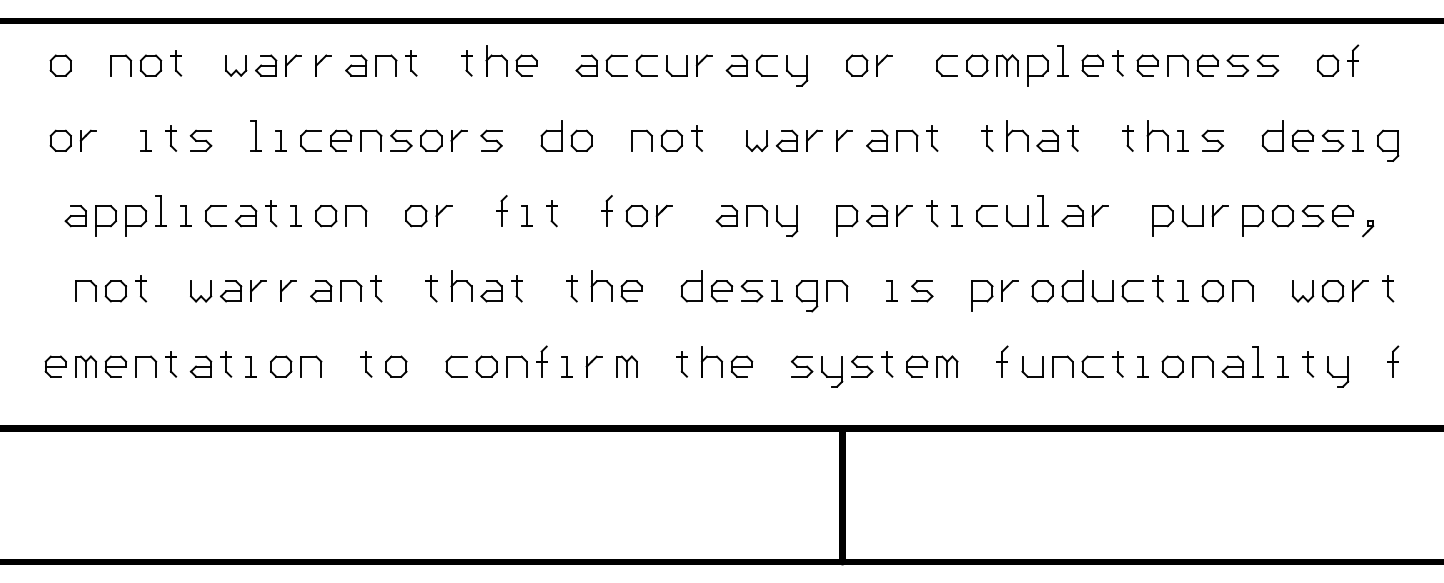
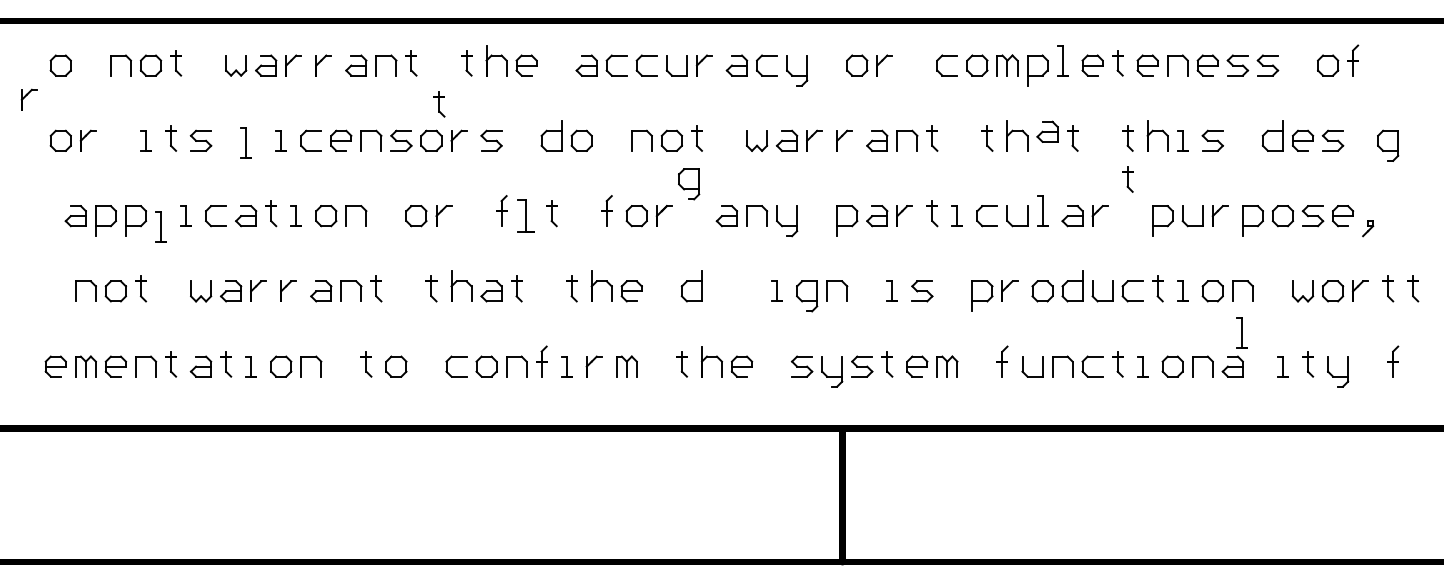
part: none -> present (28, 99)
part: none -> present (439, 104)
part position: (255, 135) -> (245, 142) (245, 142)
part position: (1047, 140) -> (1047, 131) (1047, 131)
part: present -> none (1357, 140)
part: none -> present (1127, 179)
part: none -> present (689, 184)
part position: (160, 210) -> (160, 226) (160, 226)
part size: 12x22 px -> 18x34 px (525, 215)
part: none -> present (1413, 288)
part: present -> none (737, 291)
part position: (1257, 361) -> (1241, 332) (1241, 332)
